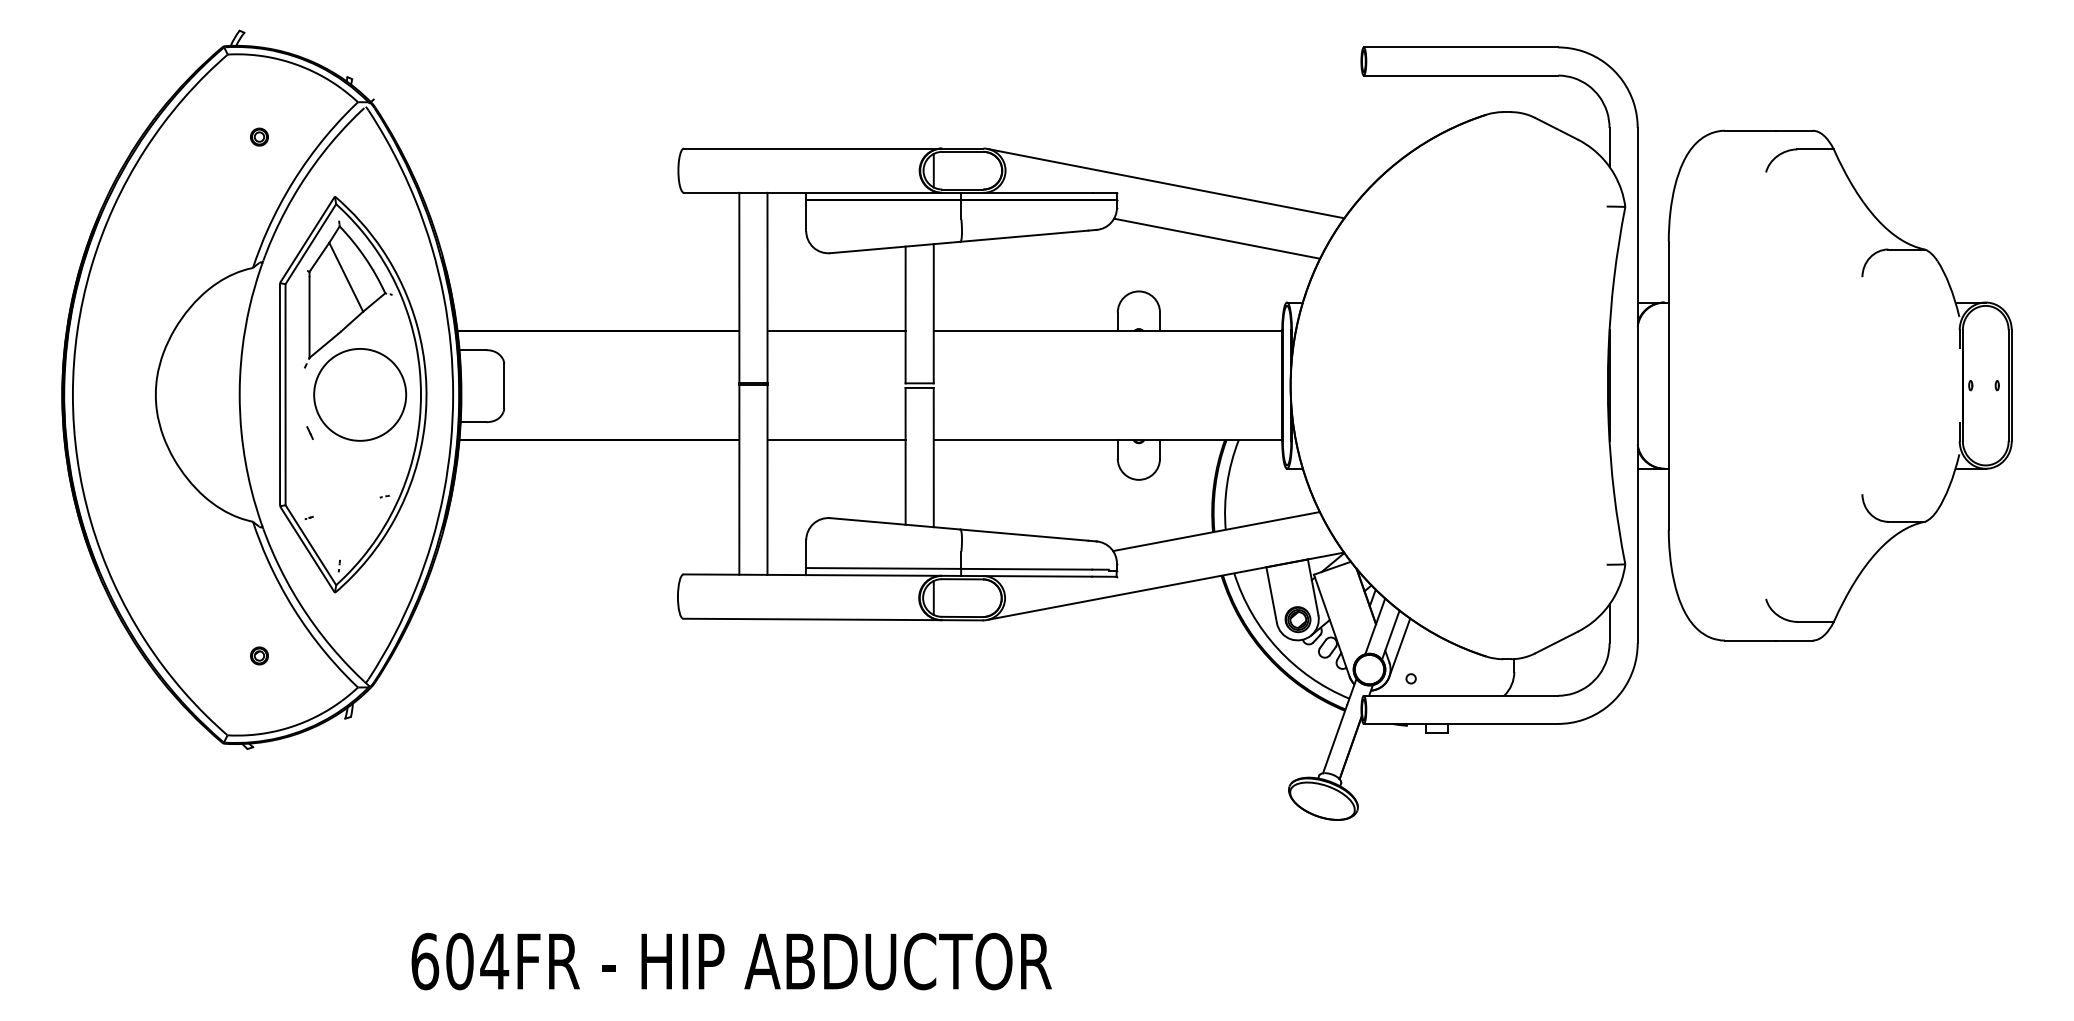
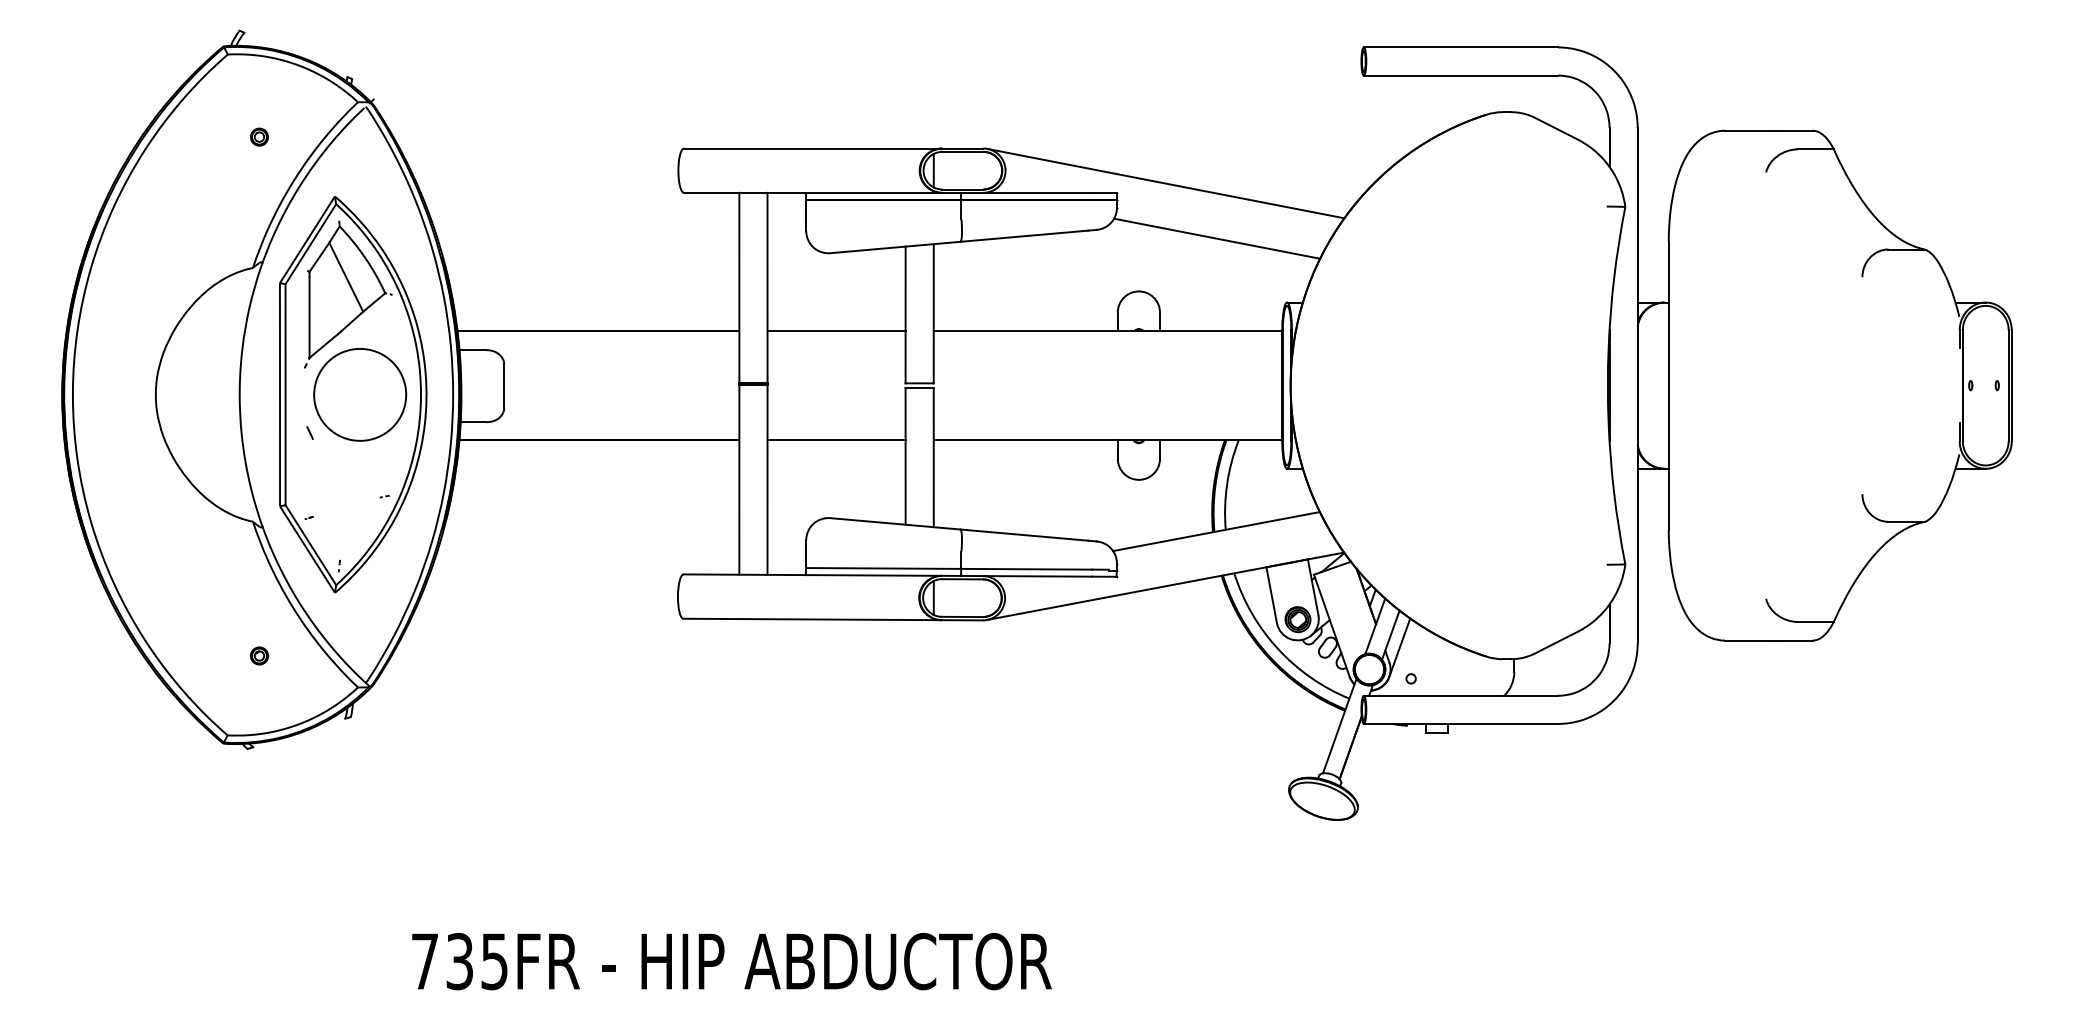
text: 604FR -> 735FR (460, 961)
